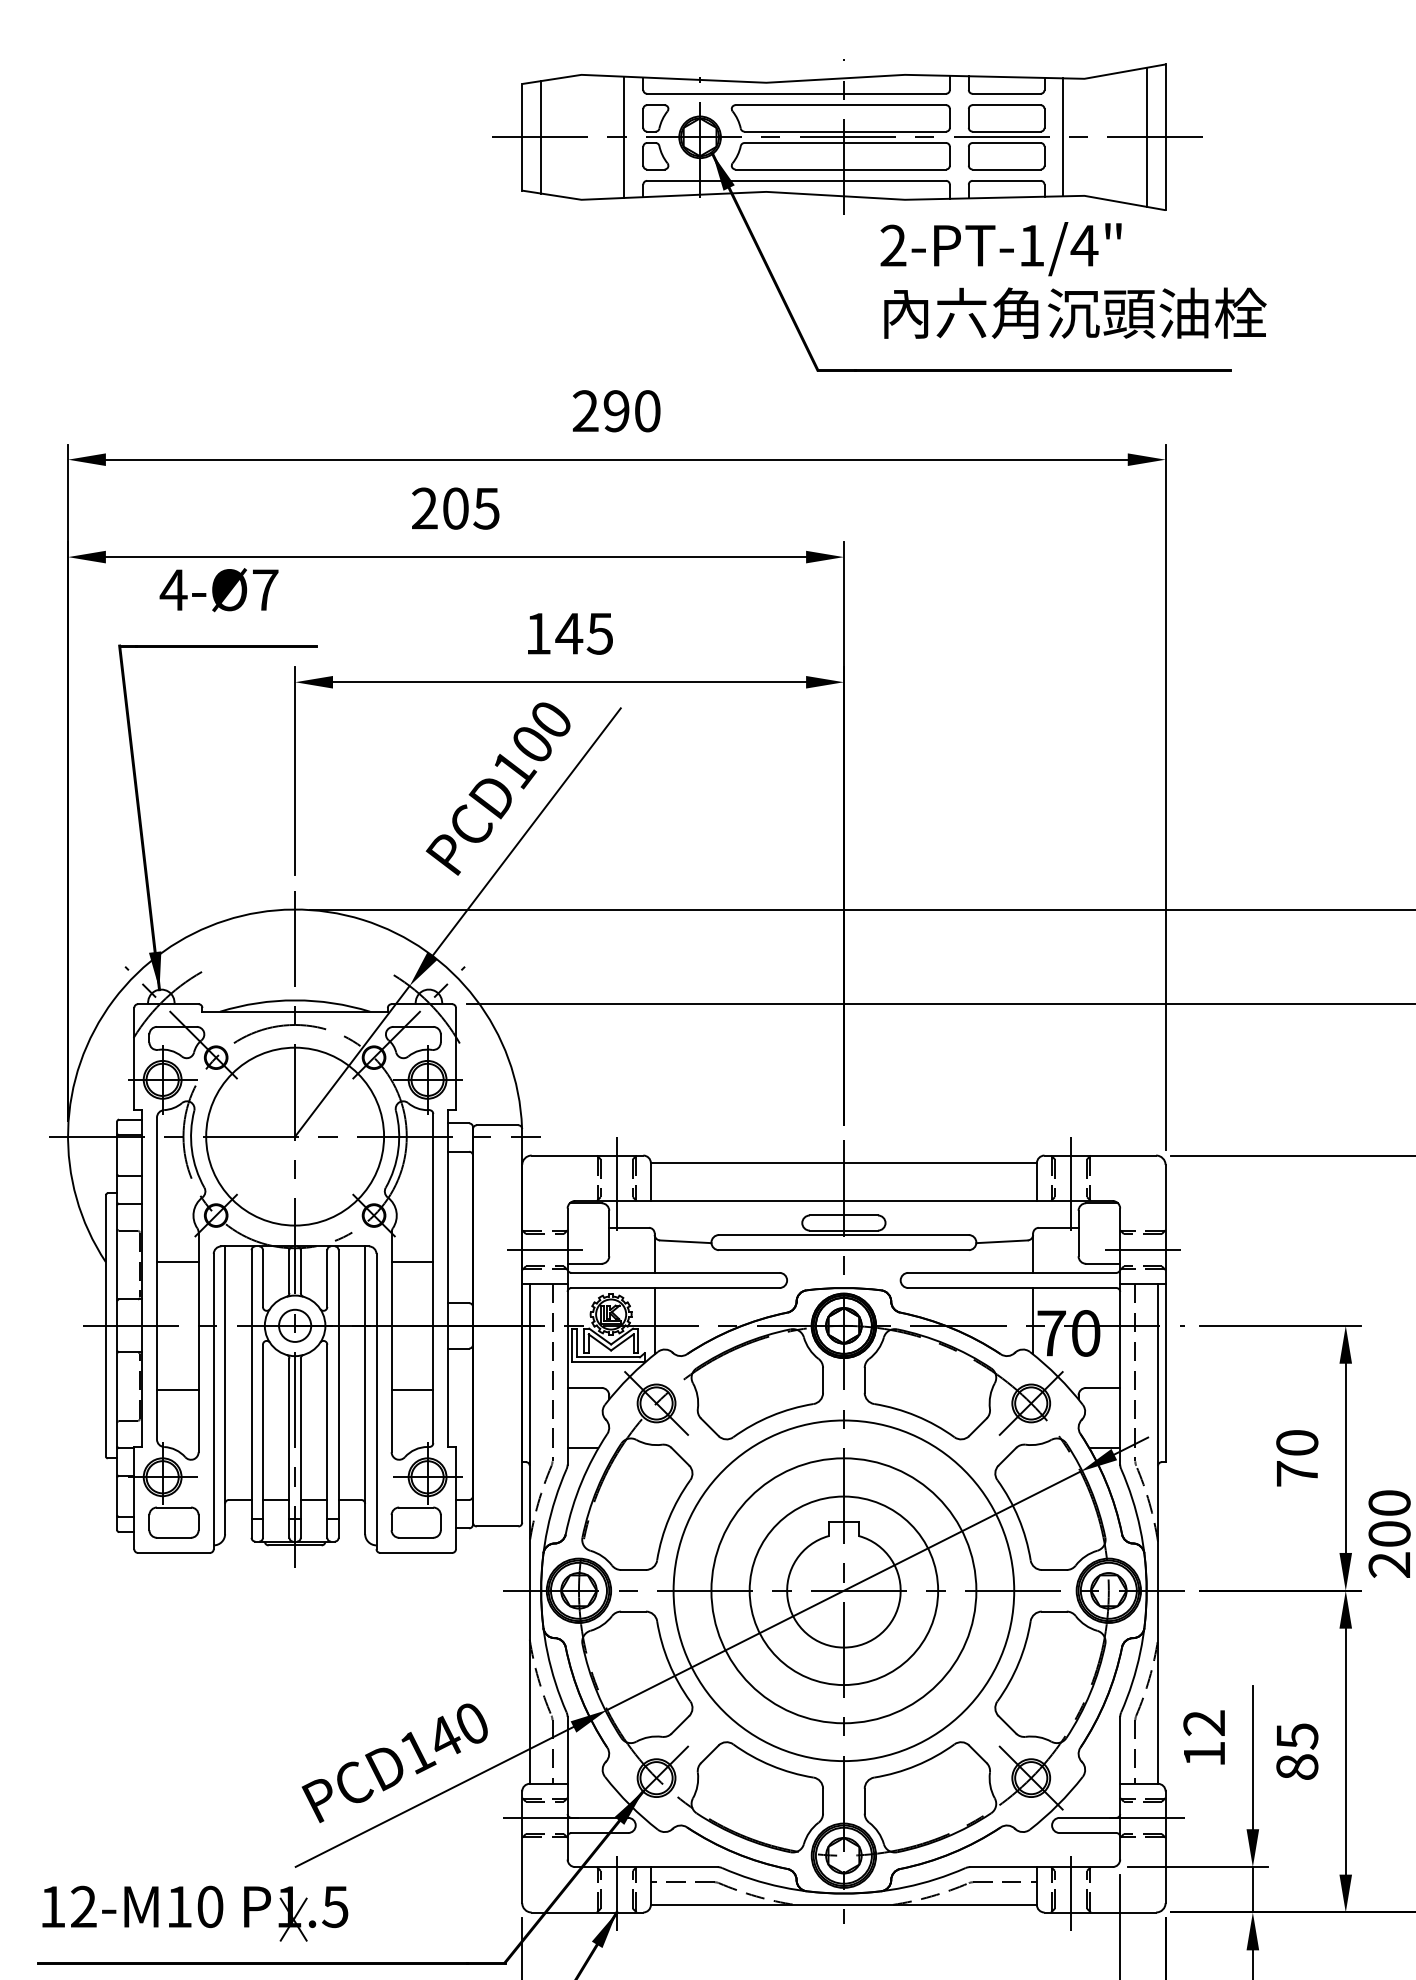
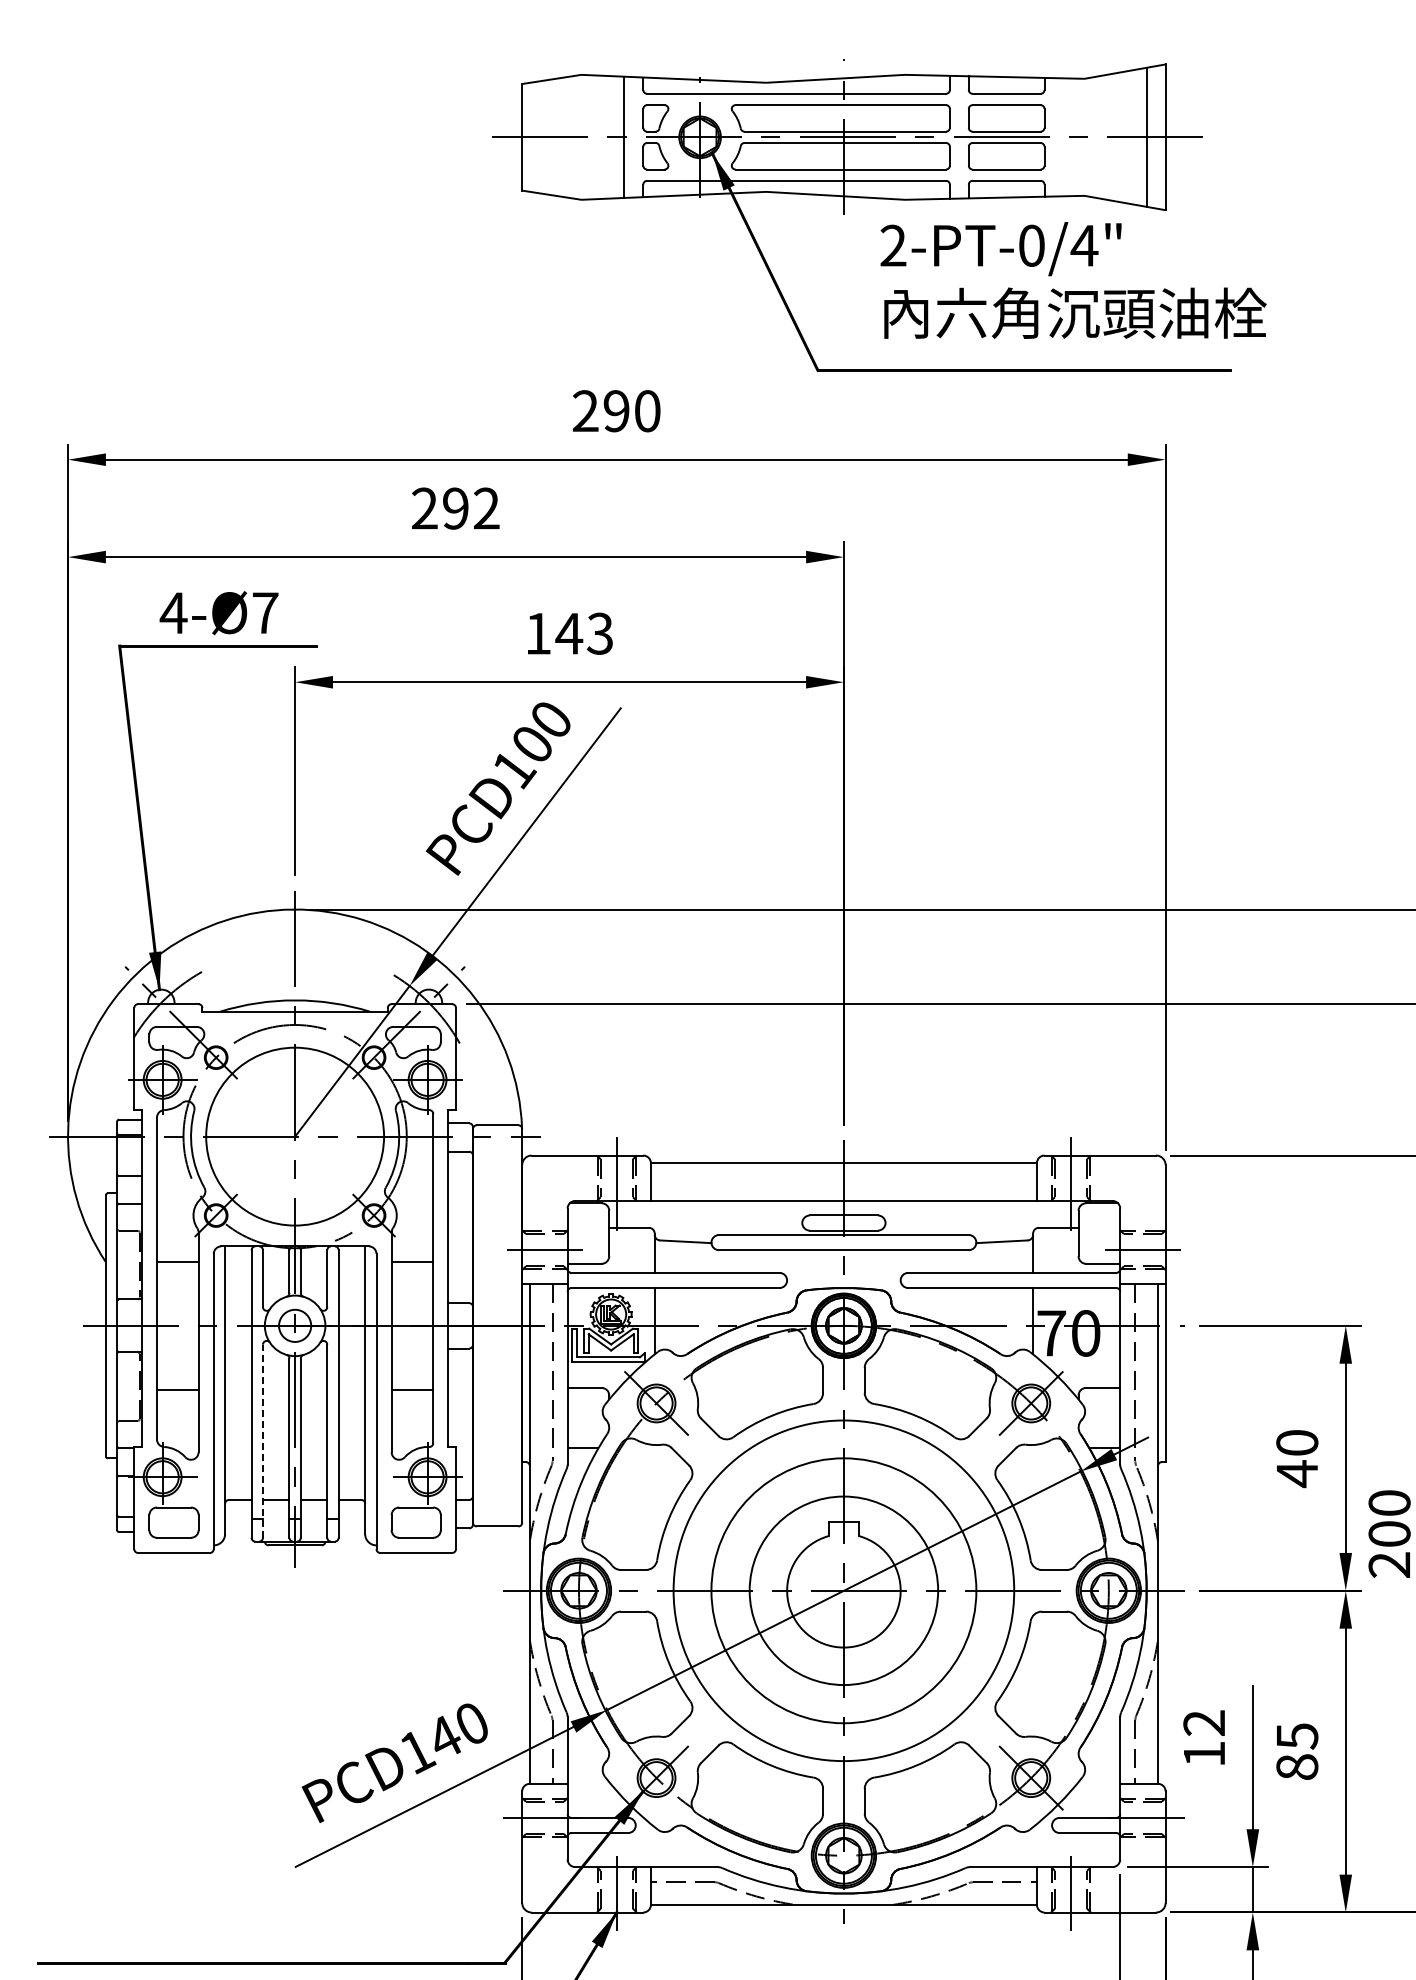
line: present -> none (541, 137)
line: present -> none (1063, 137)
text: 2-PT-1/4" -> 2-PT-0/4" (1031, 245)
text: 205 -> 292 (471, 508)
text position: (218, 590) -> (218, 613) (218, 613)
text: 145 -> 143 (599, 633)
line: solid -> dashed (262, 1441)
text: 70 -> 40 (1297, 1474)
part: present -> none (195, 1913)
